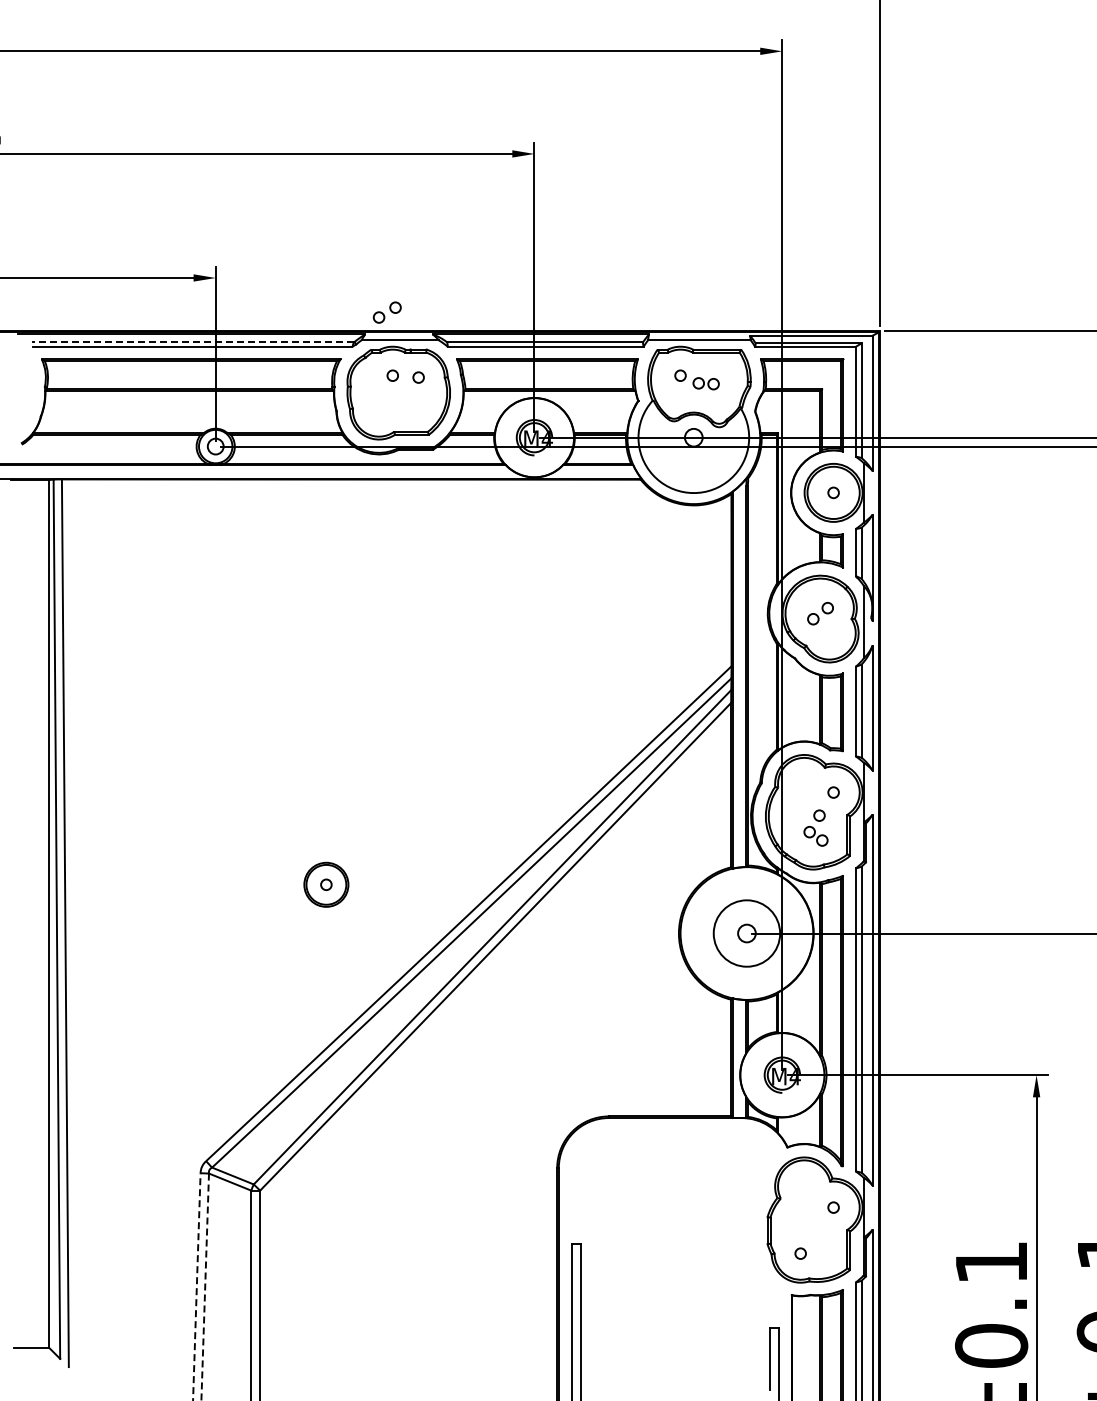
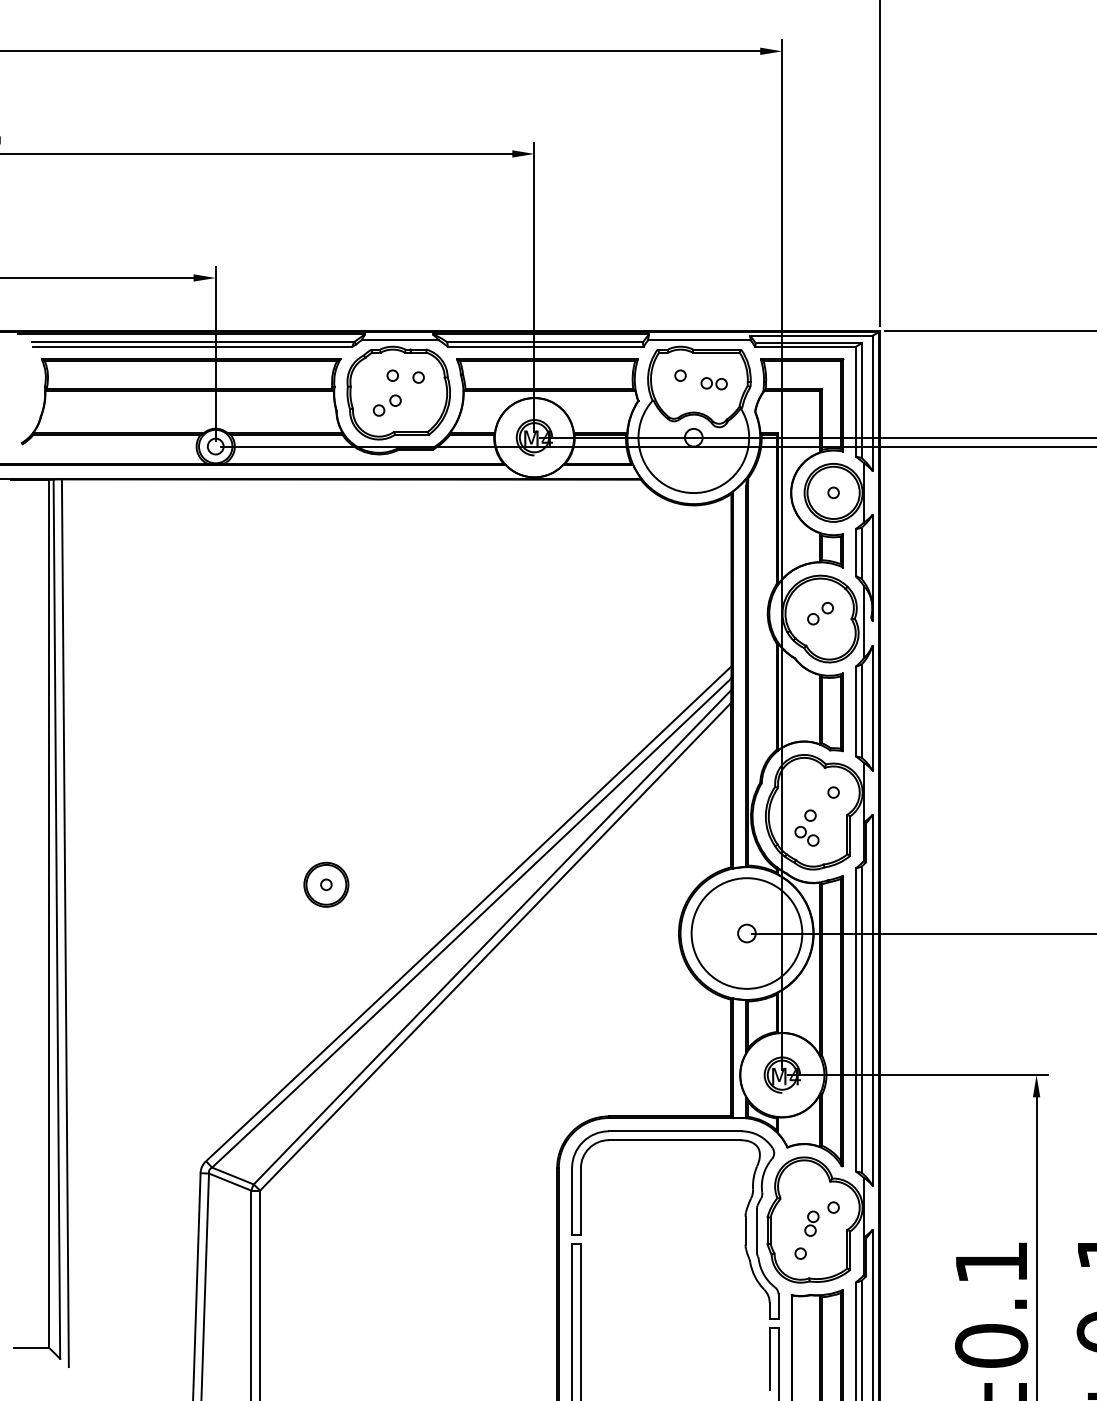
part position: (386, 312) -> (386, 405) (386, 405)
line: dashed -> solid (193, 342)
part position: (705, 383) -> (713, 383) (713, 383)
part position: (815, 827) -> (806, 827) (806, 827)
circle diameter: 66 px -> 111 px (746, 933)
part: none -> present (744, 1216)
part: none -> present (811, 1223)
line: dashed -> solid (196, 1286)
line: dashed -> solid (205, 1287)
